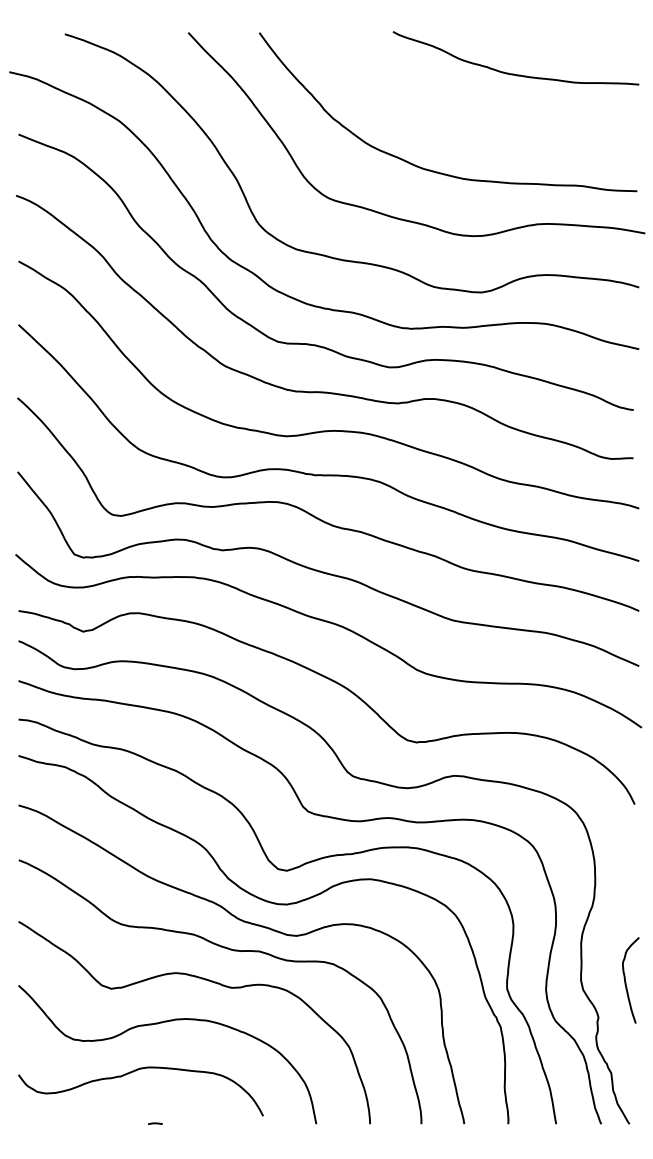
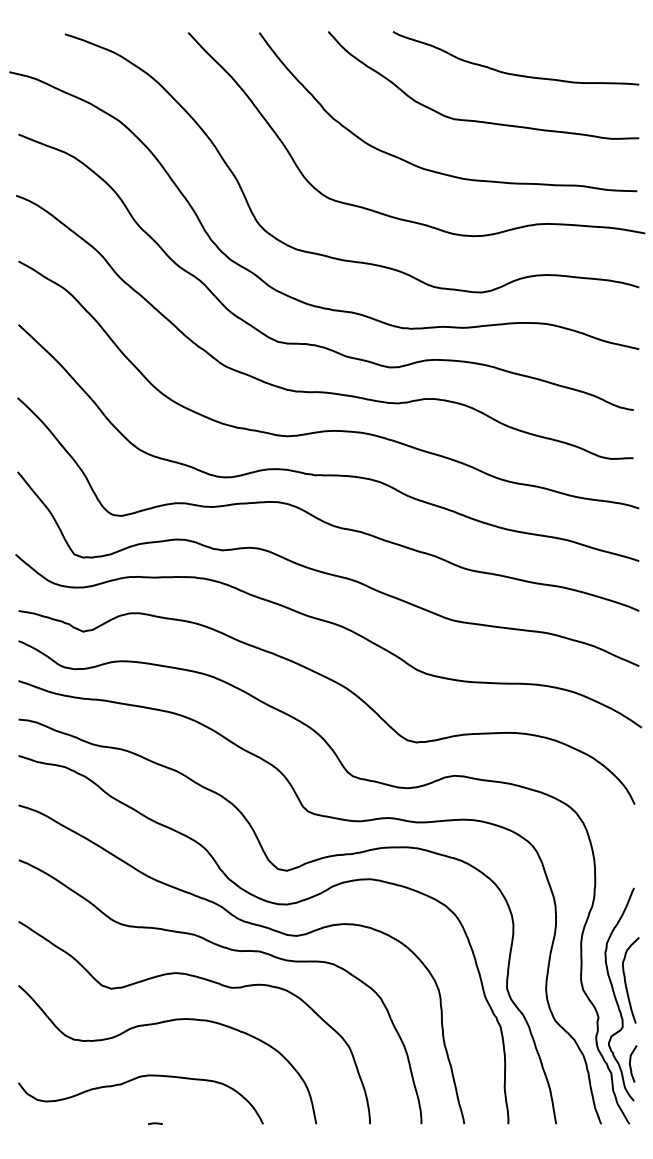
curve: none -> present (479, 120)
part: none -> present (620, 994)
curve position: (131, 1073) -> (131, 1081) (131, 1081)
